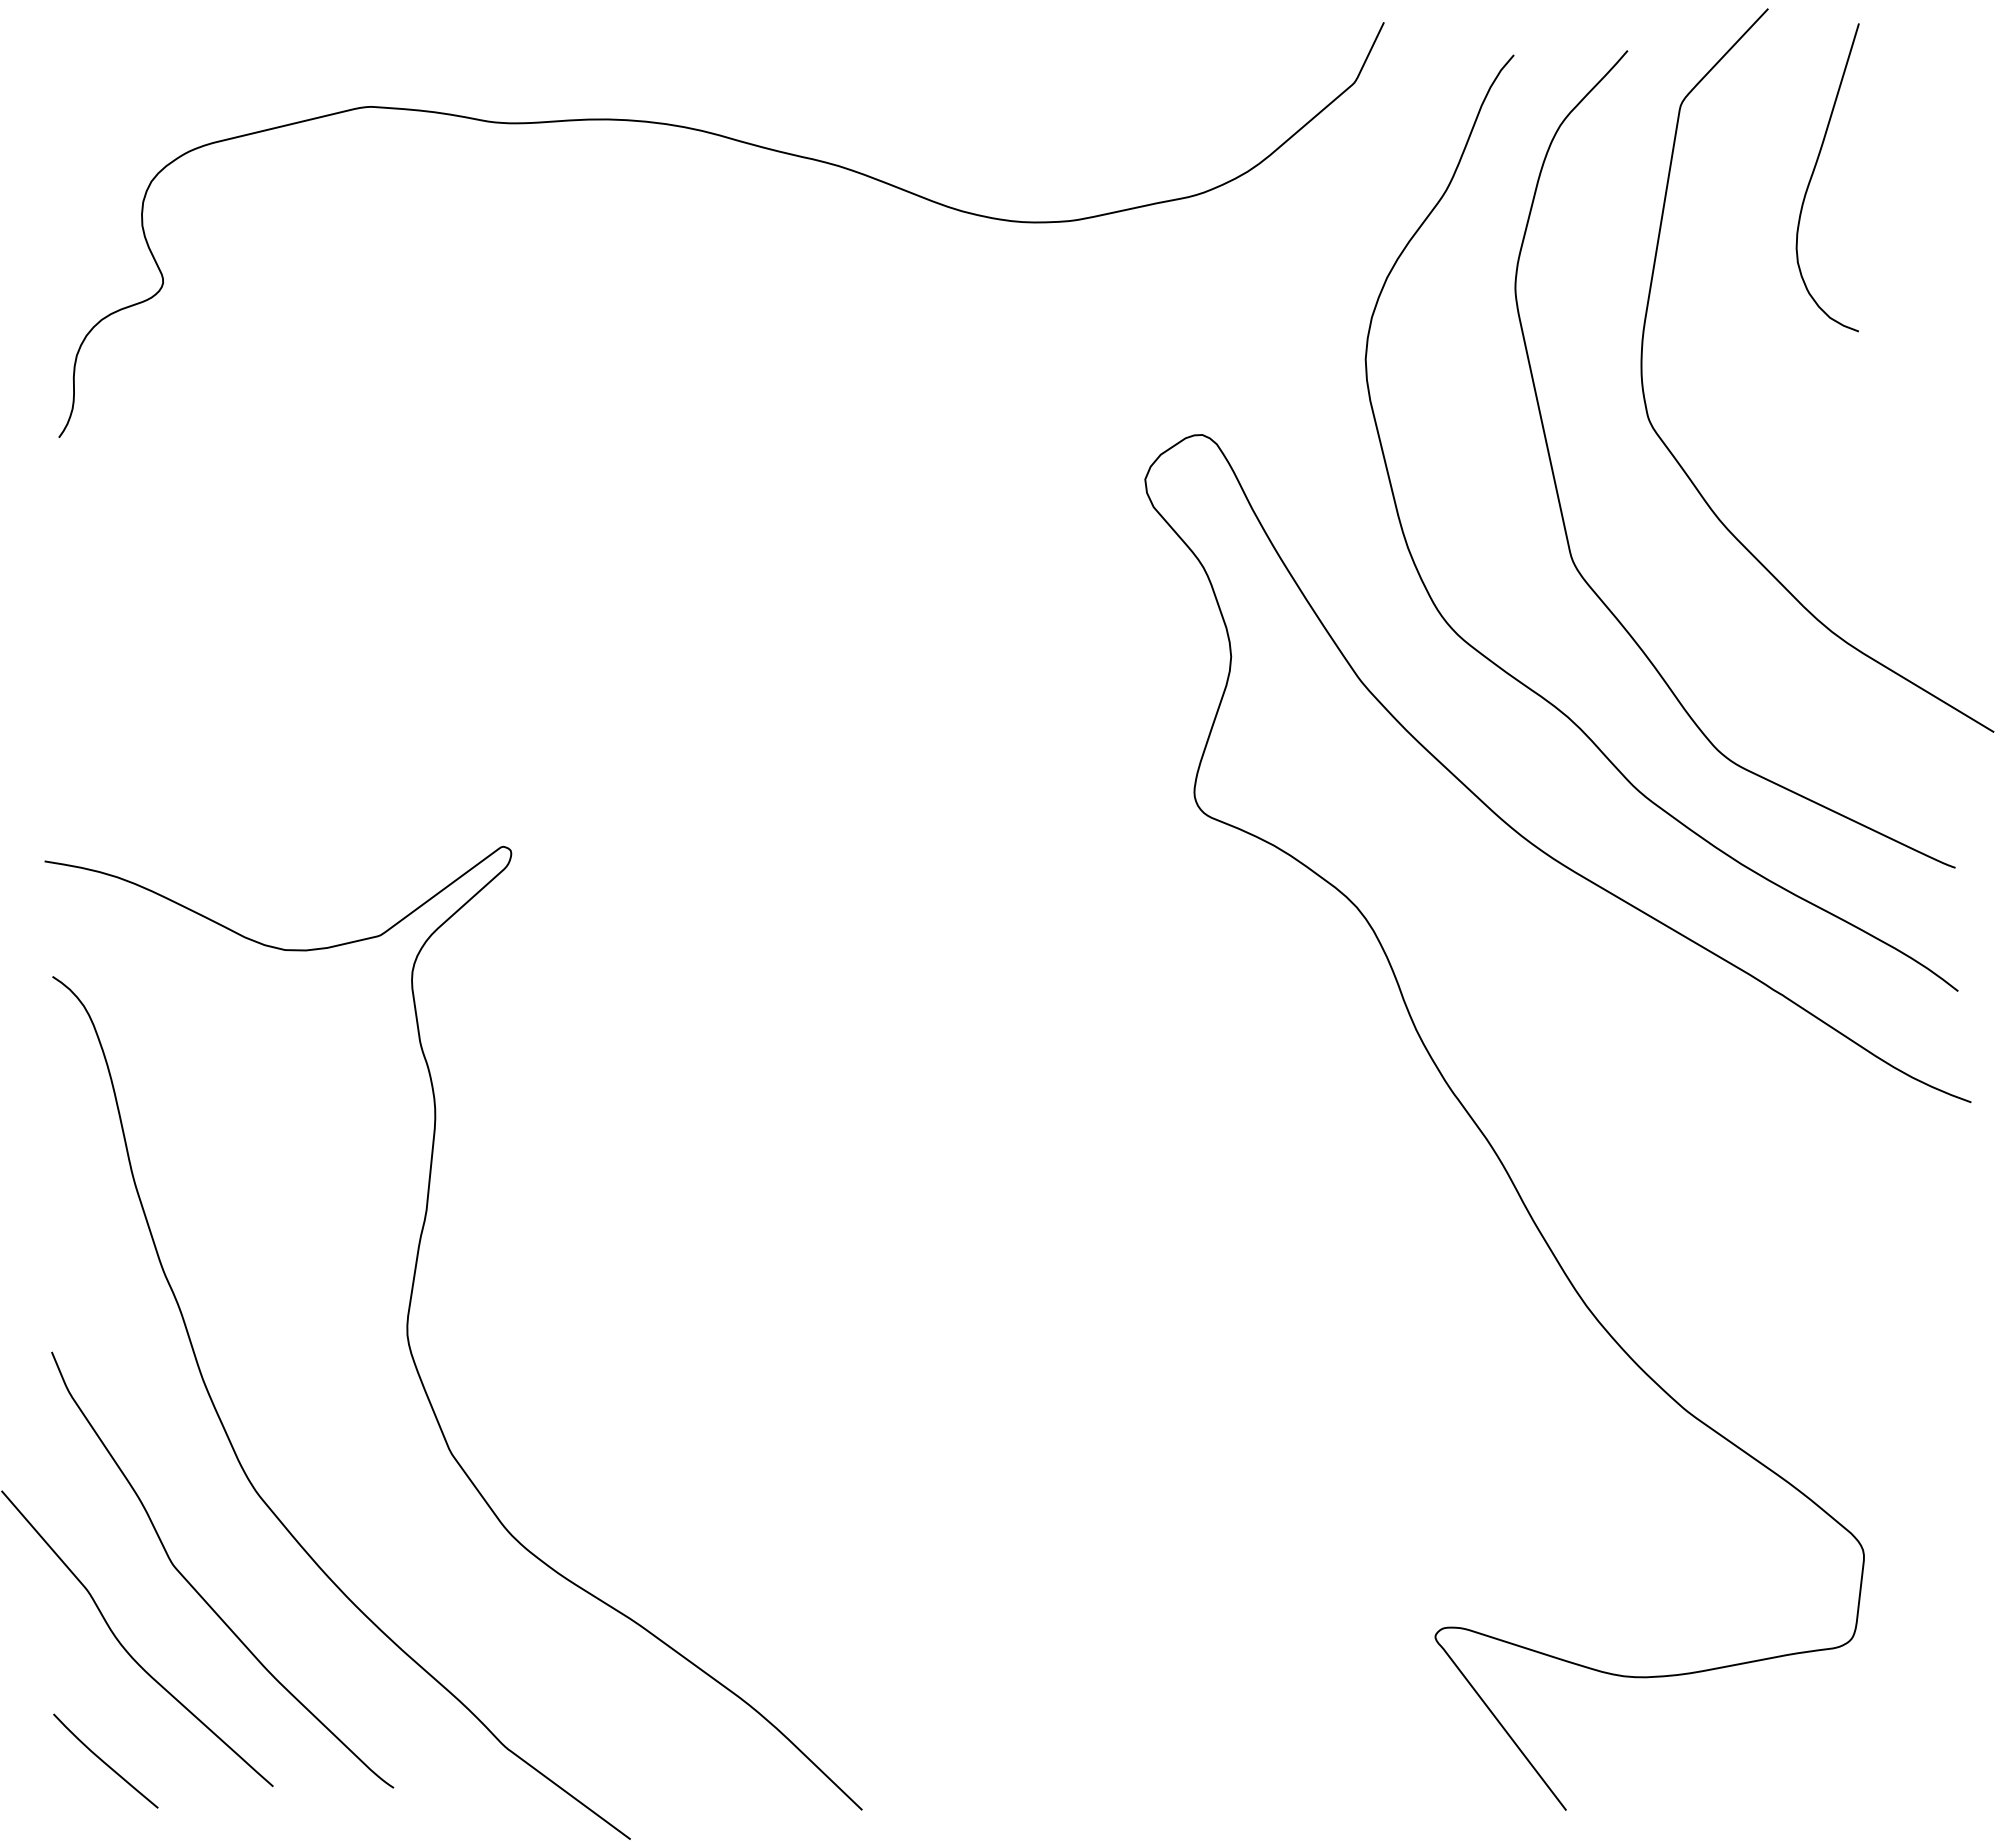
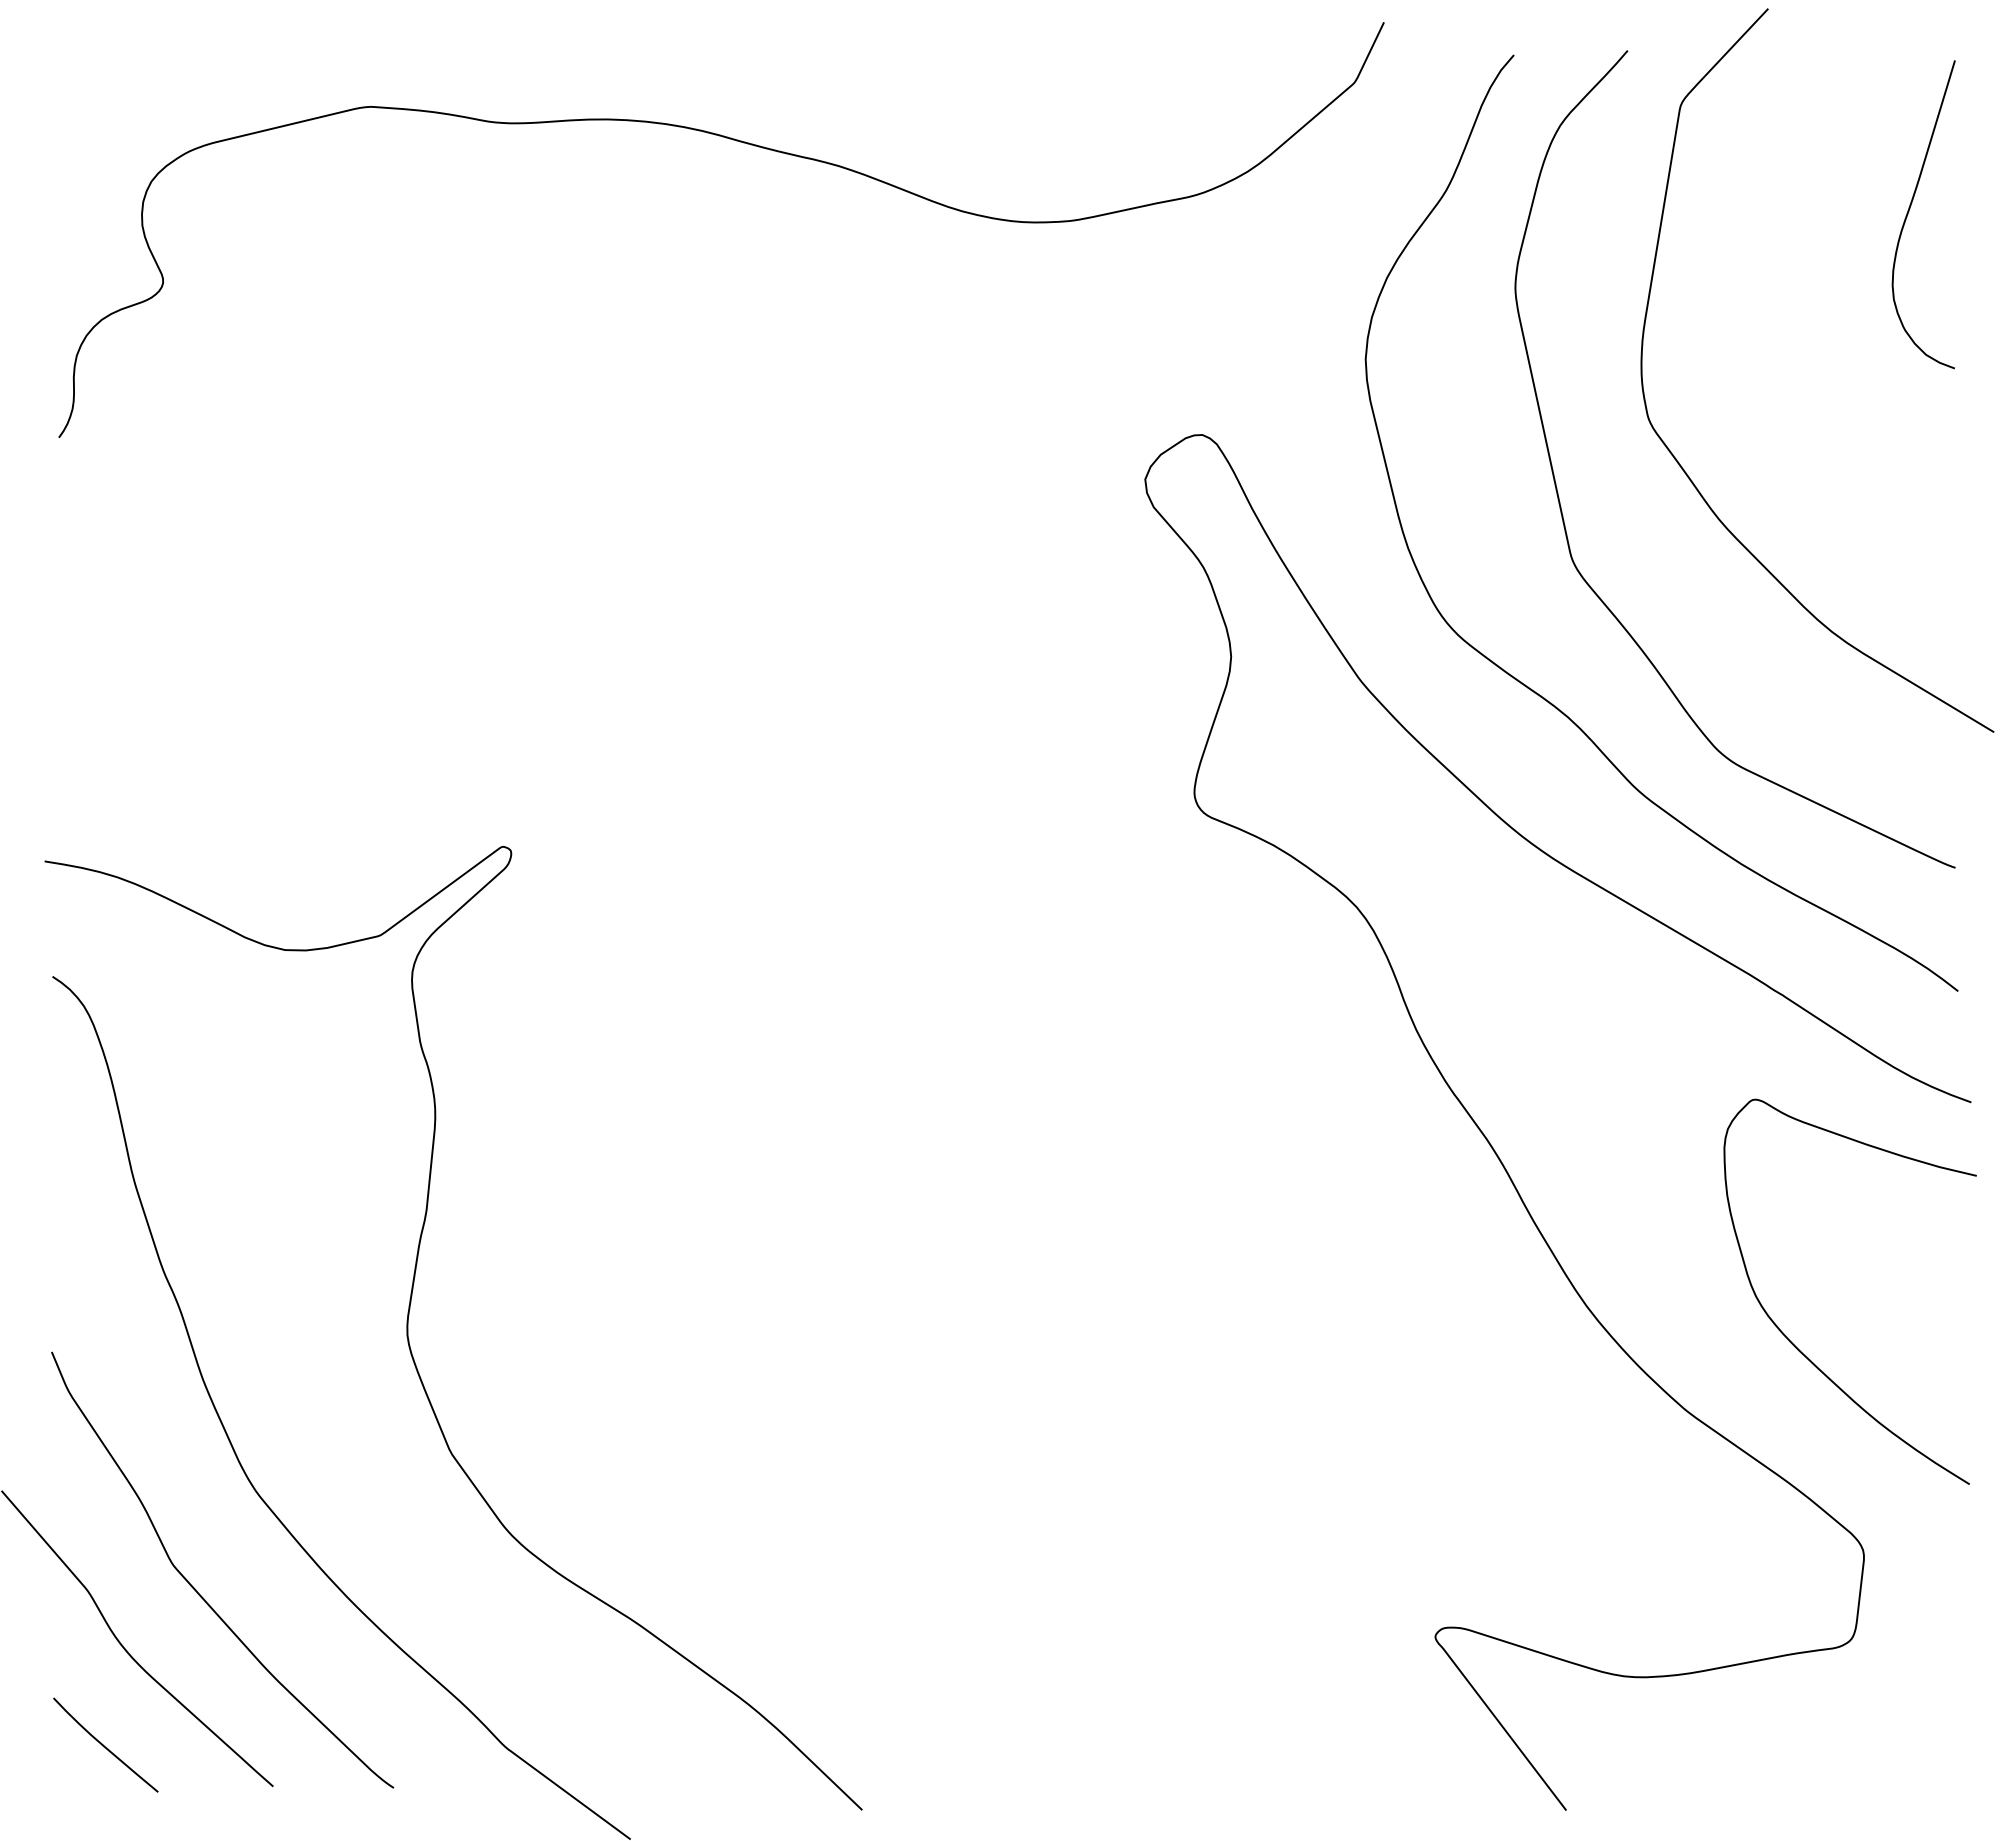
curve position: (1814, 171) -> (1910, 208) (1910, 208)
curve: none -> present (1795, 1345)
curve position: (104, 1761) -> (104, 1745) (104, 1745)
